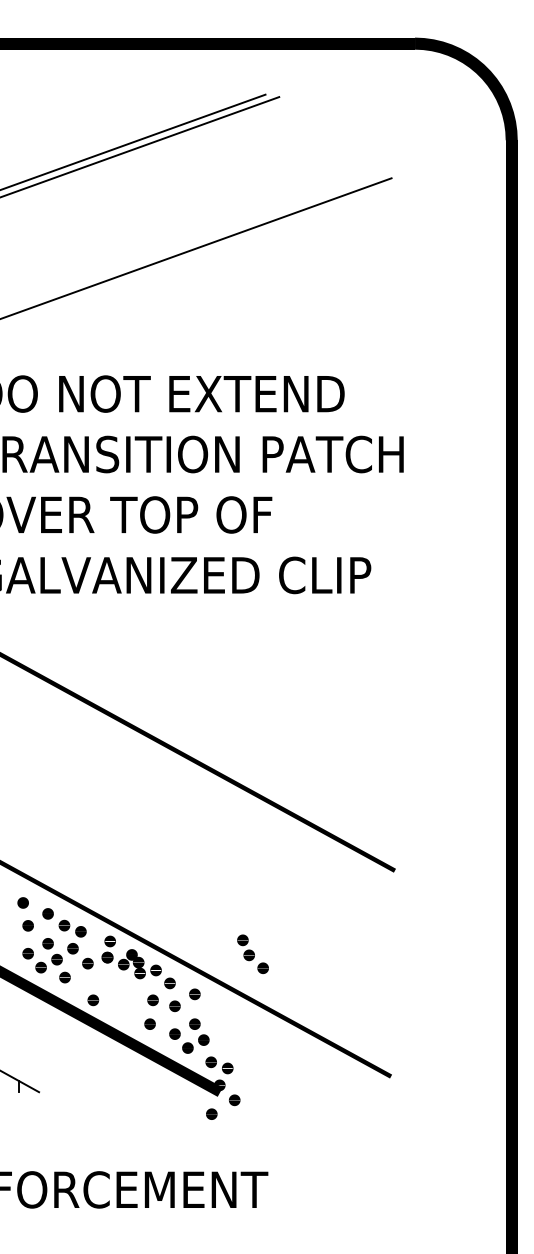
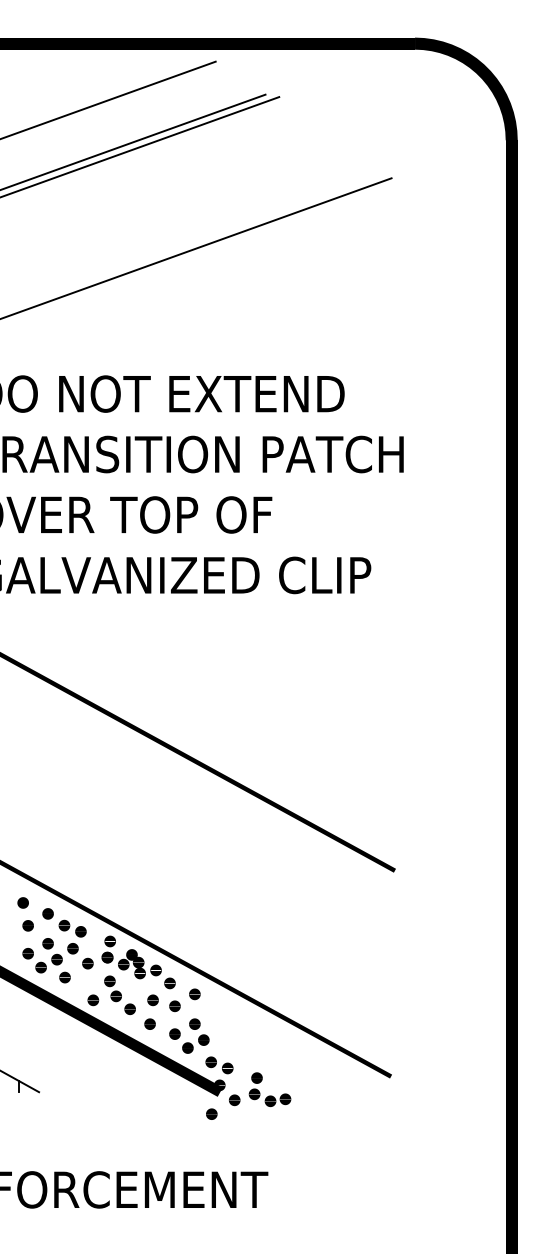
line: none -> present (108, 99)
part position: (252, 953) -> (119, 994) (119, 994)
part: none -> present (269, 1089)
